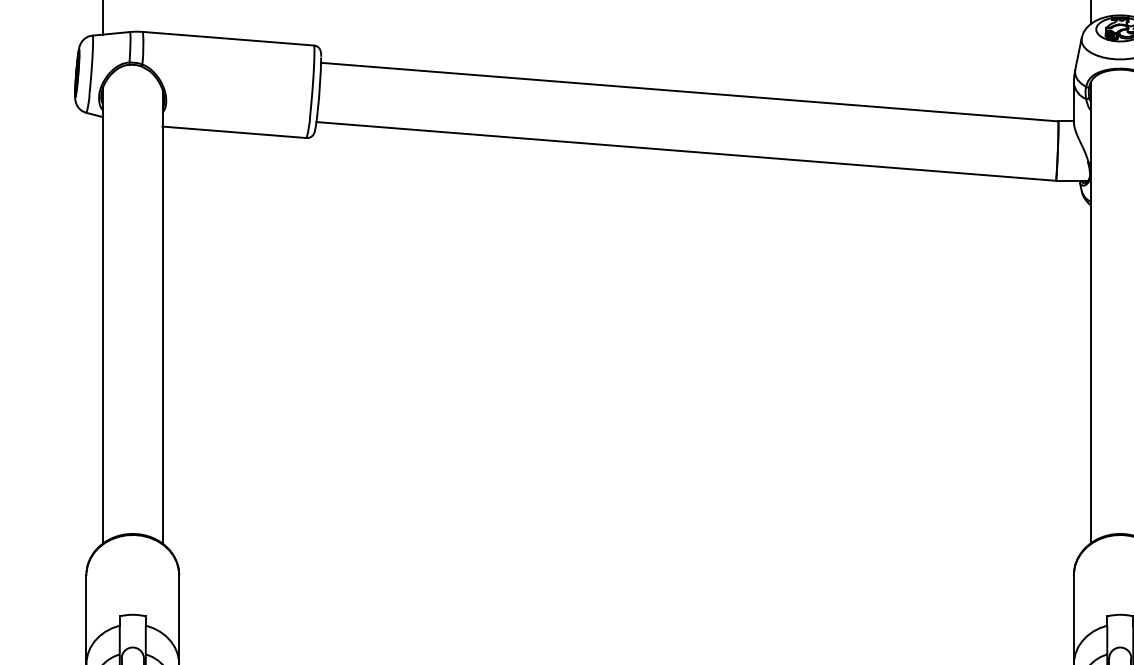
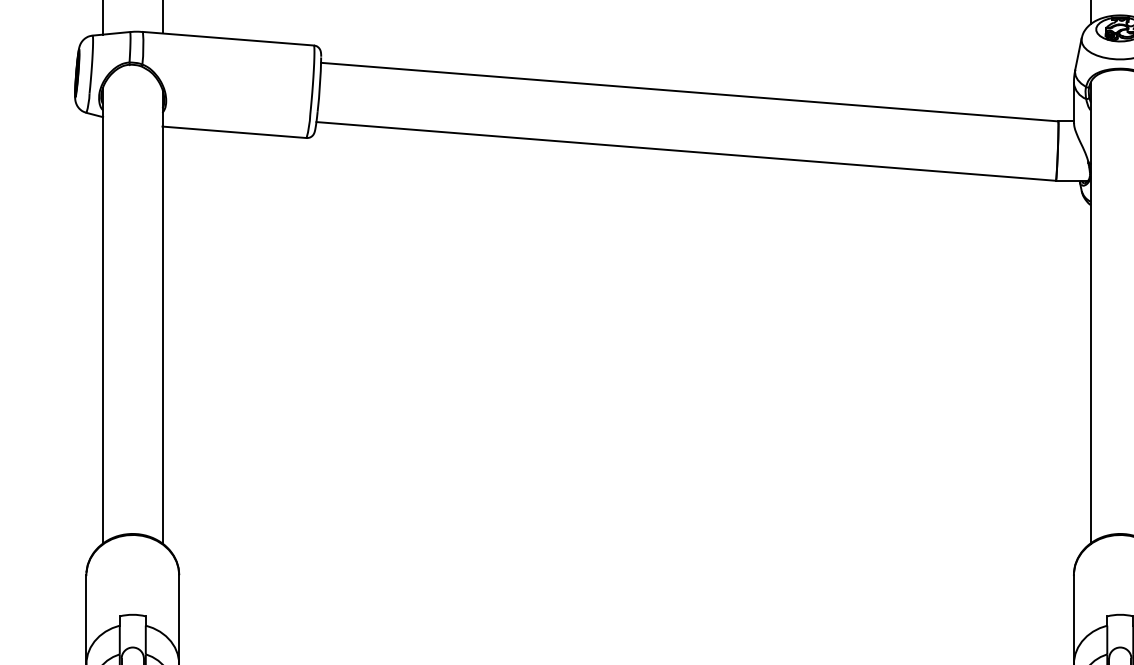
line: none -> present (162, 17)
